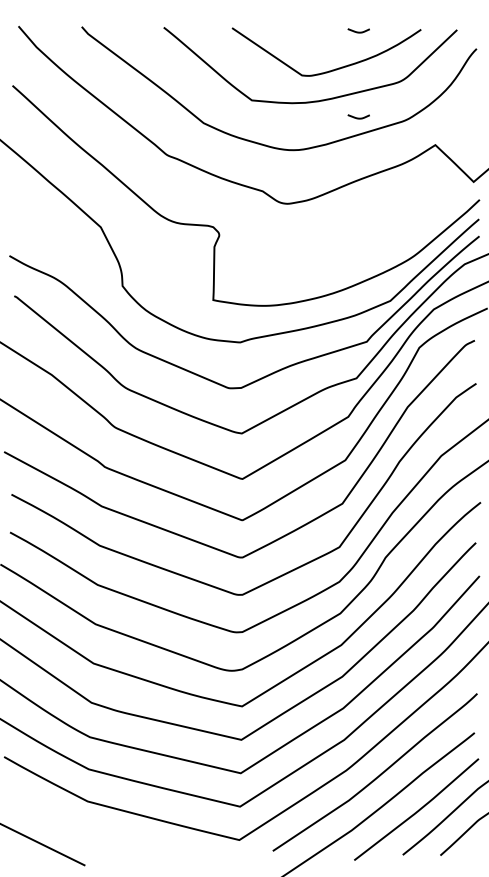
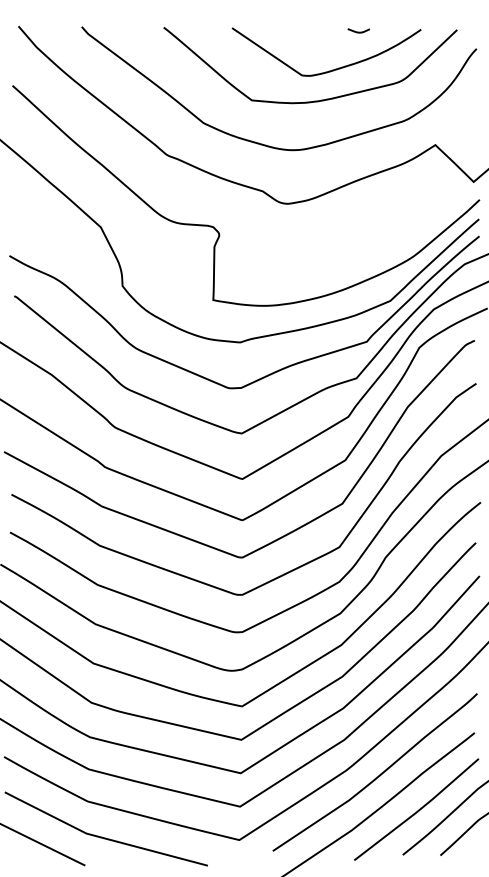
curve: present -> none (358, 117)
line: none -> present (102, 836)
